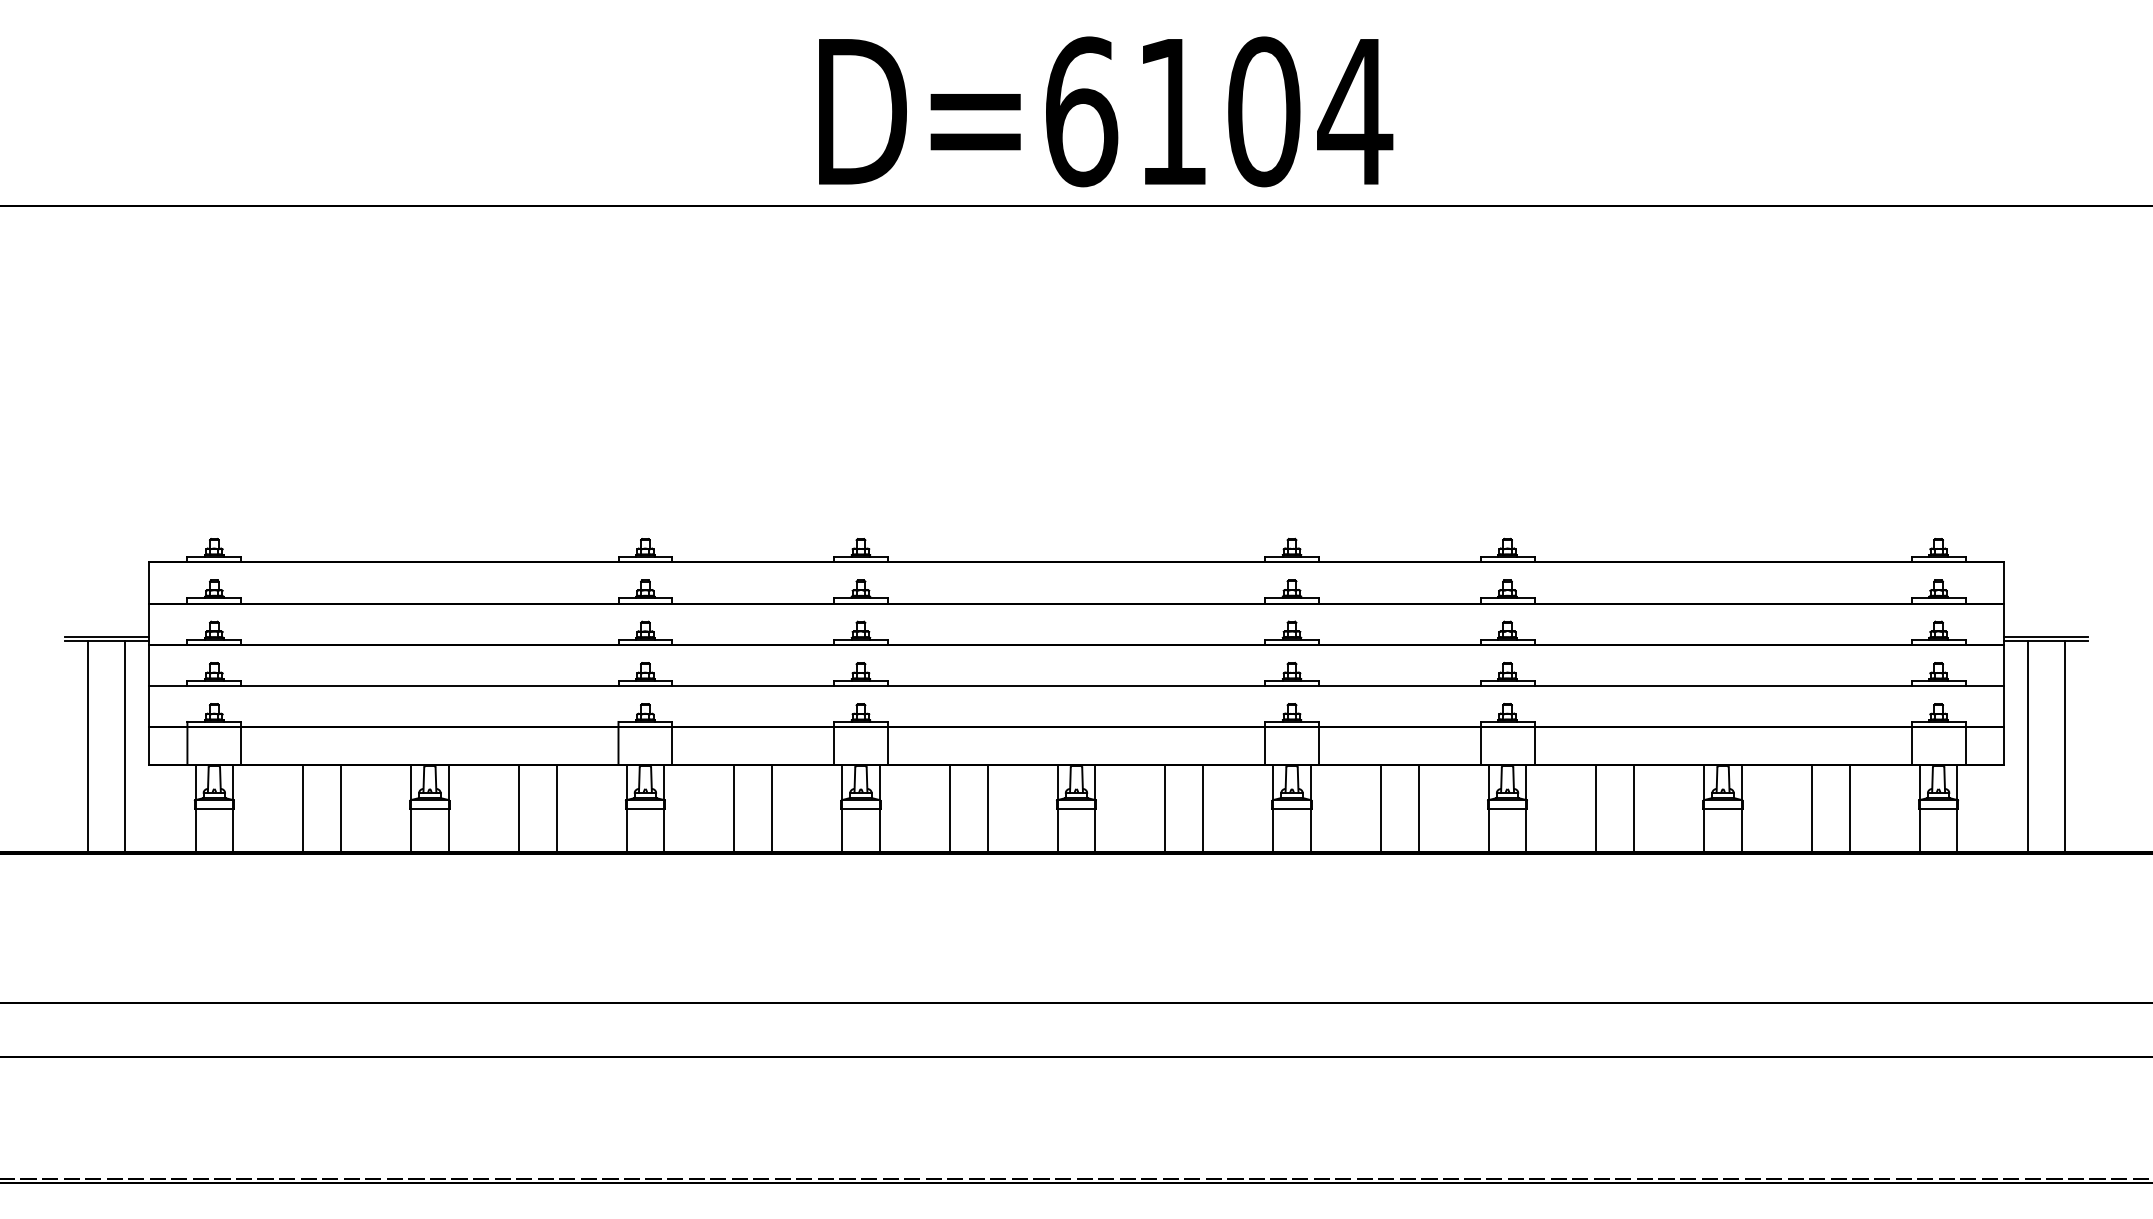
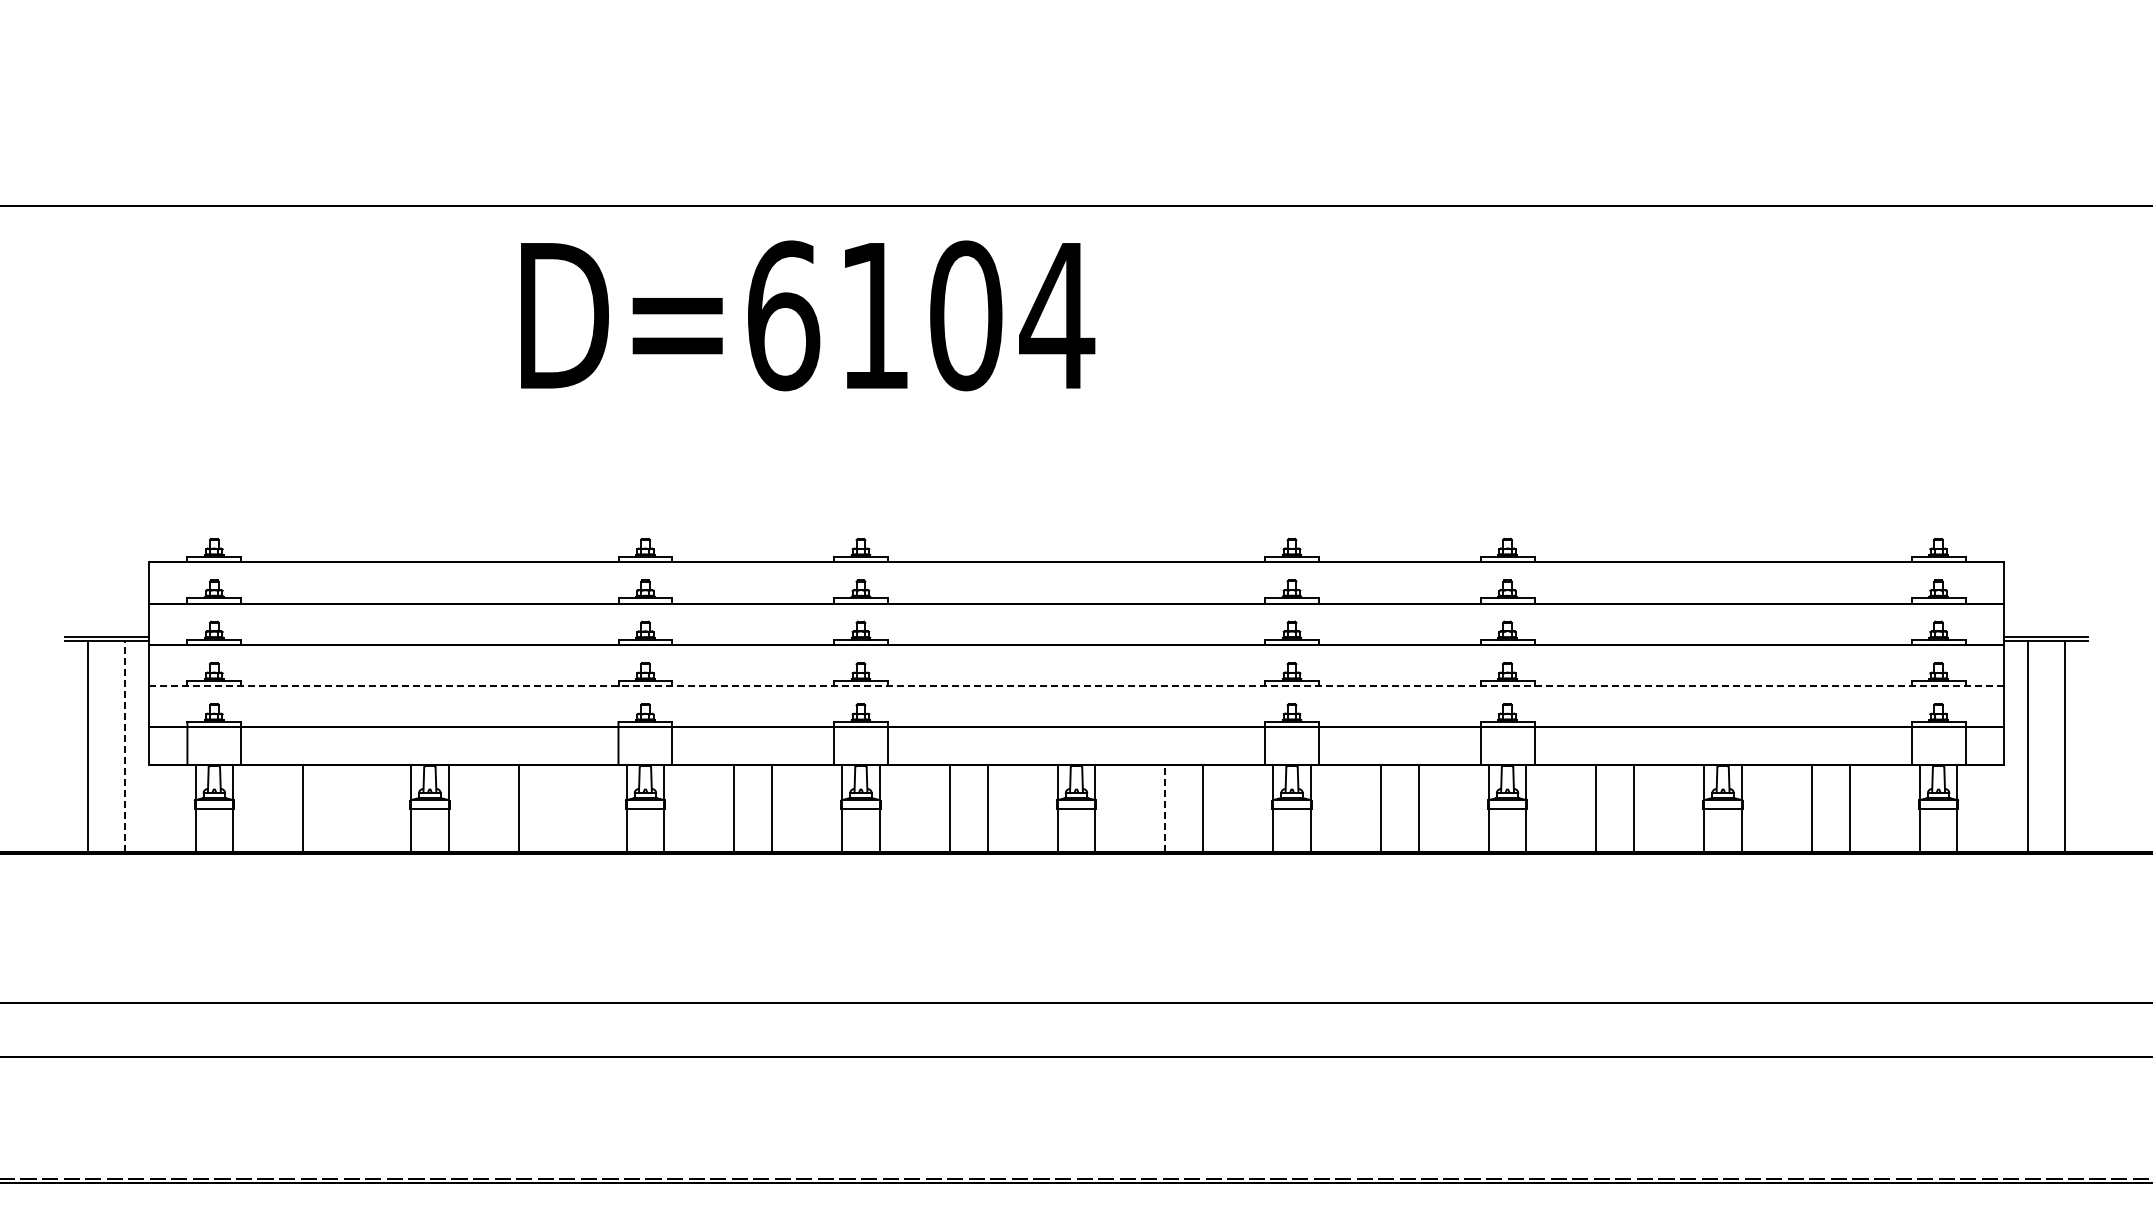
text position: (1106, 111) -> (808, 315) (808, 315)
line: solid -> dashed (1076, 686)
line: solid -> dashed (125, 746)
line: present -> none (341, 808)
line: present -> none (556, 808)
line: solid -> dashed (1165, 808)
